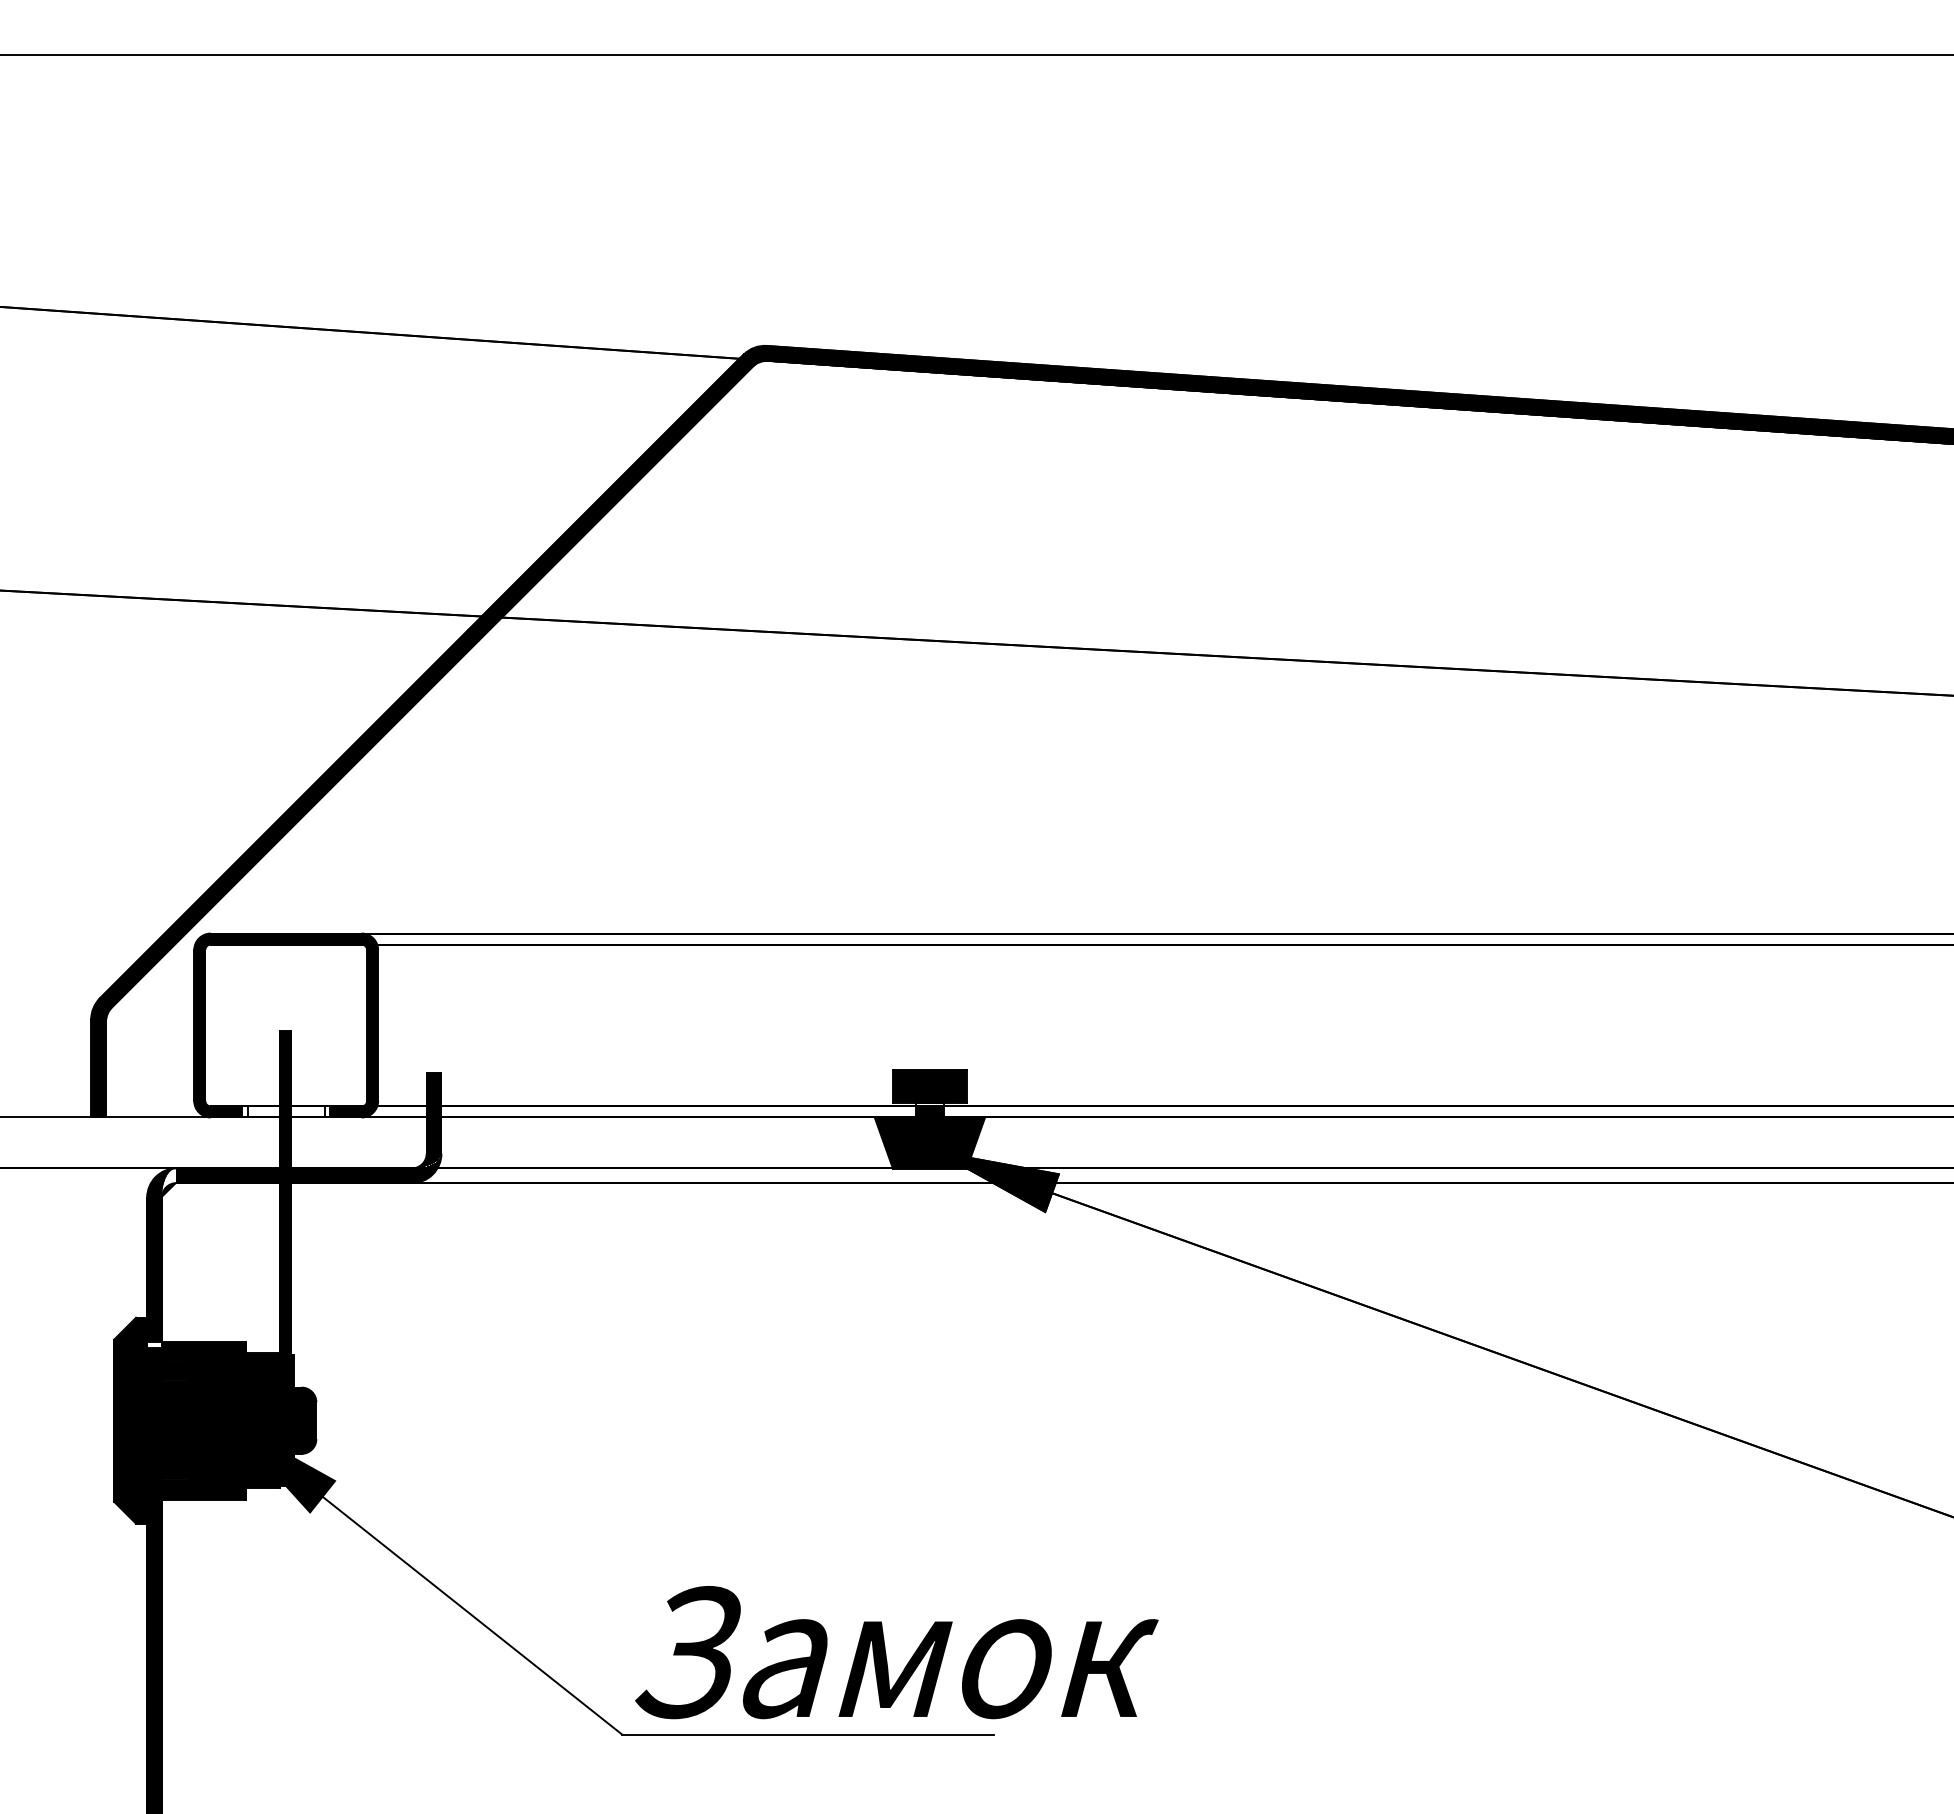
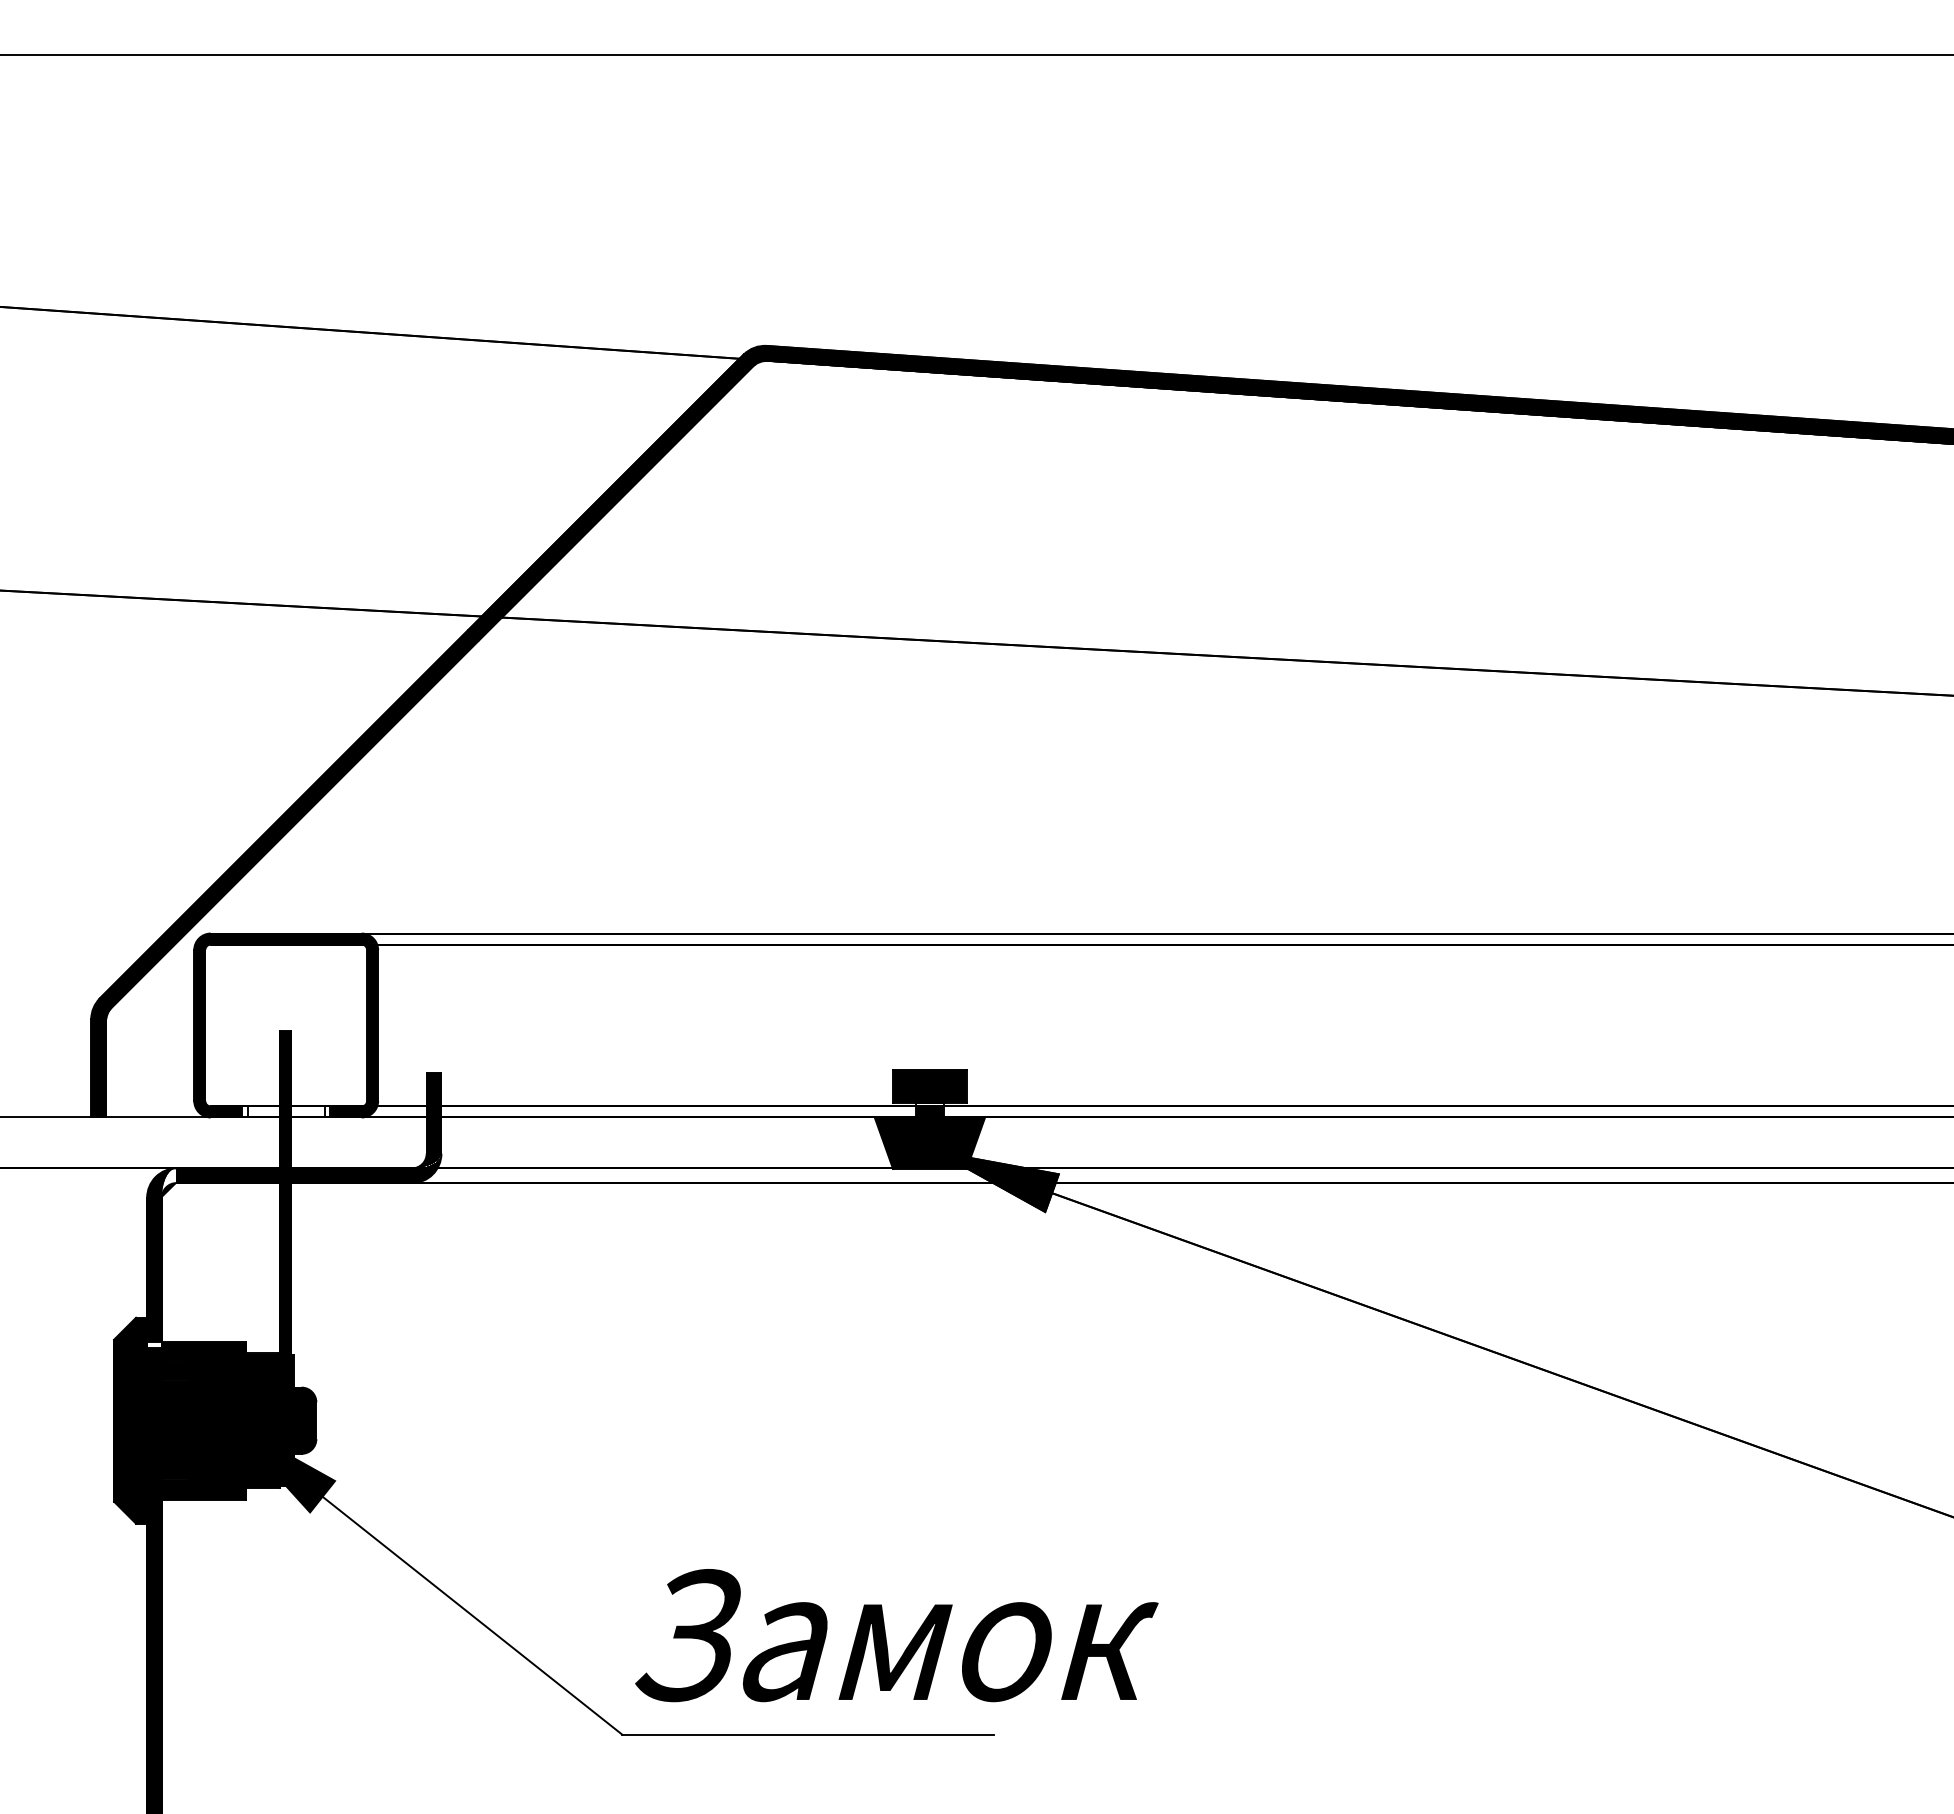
text position: (896, 1652) -> (896, 1635) (896, 1635)
